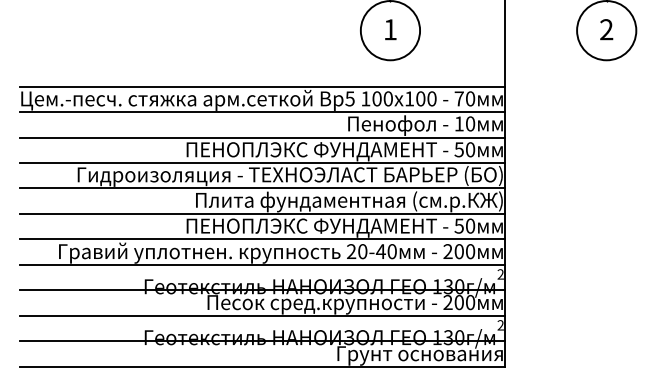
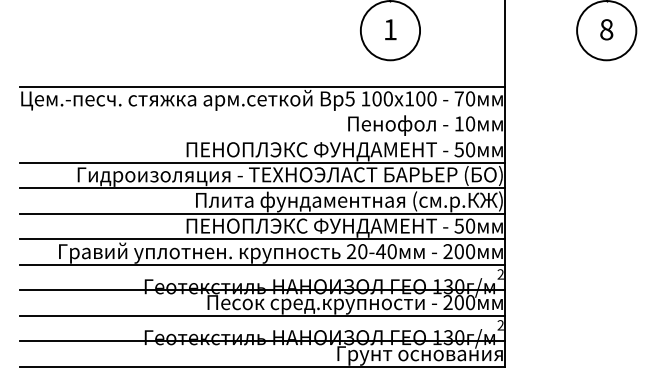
text: 2 -> 8 (606, 29)
line: present -> none (261, 112)
line: present -> none (261, 137)
